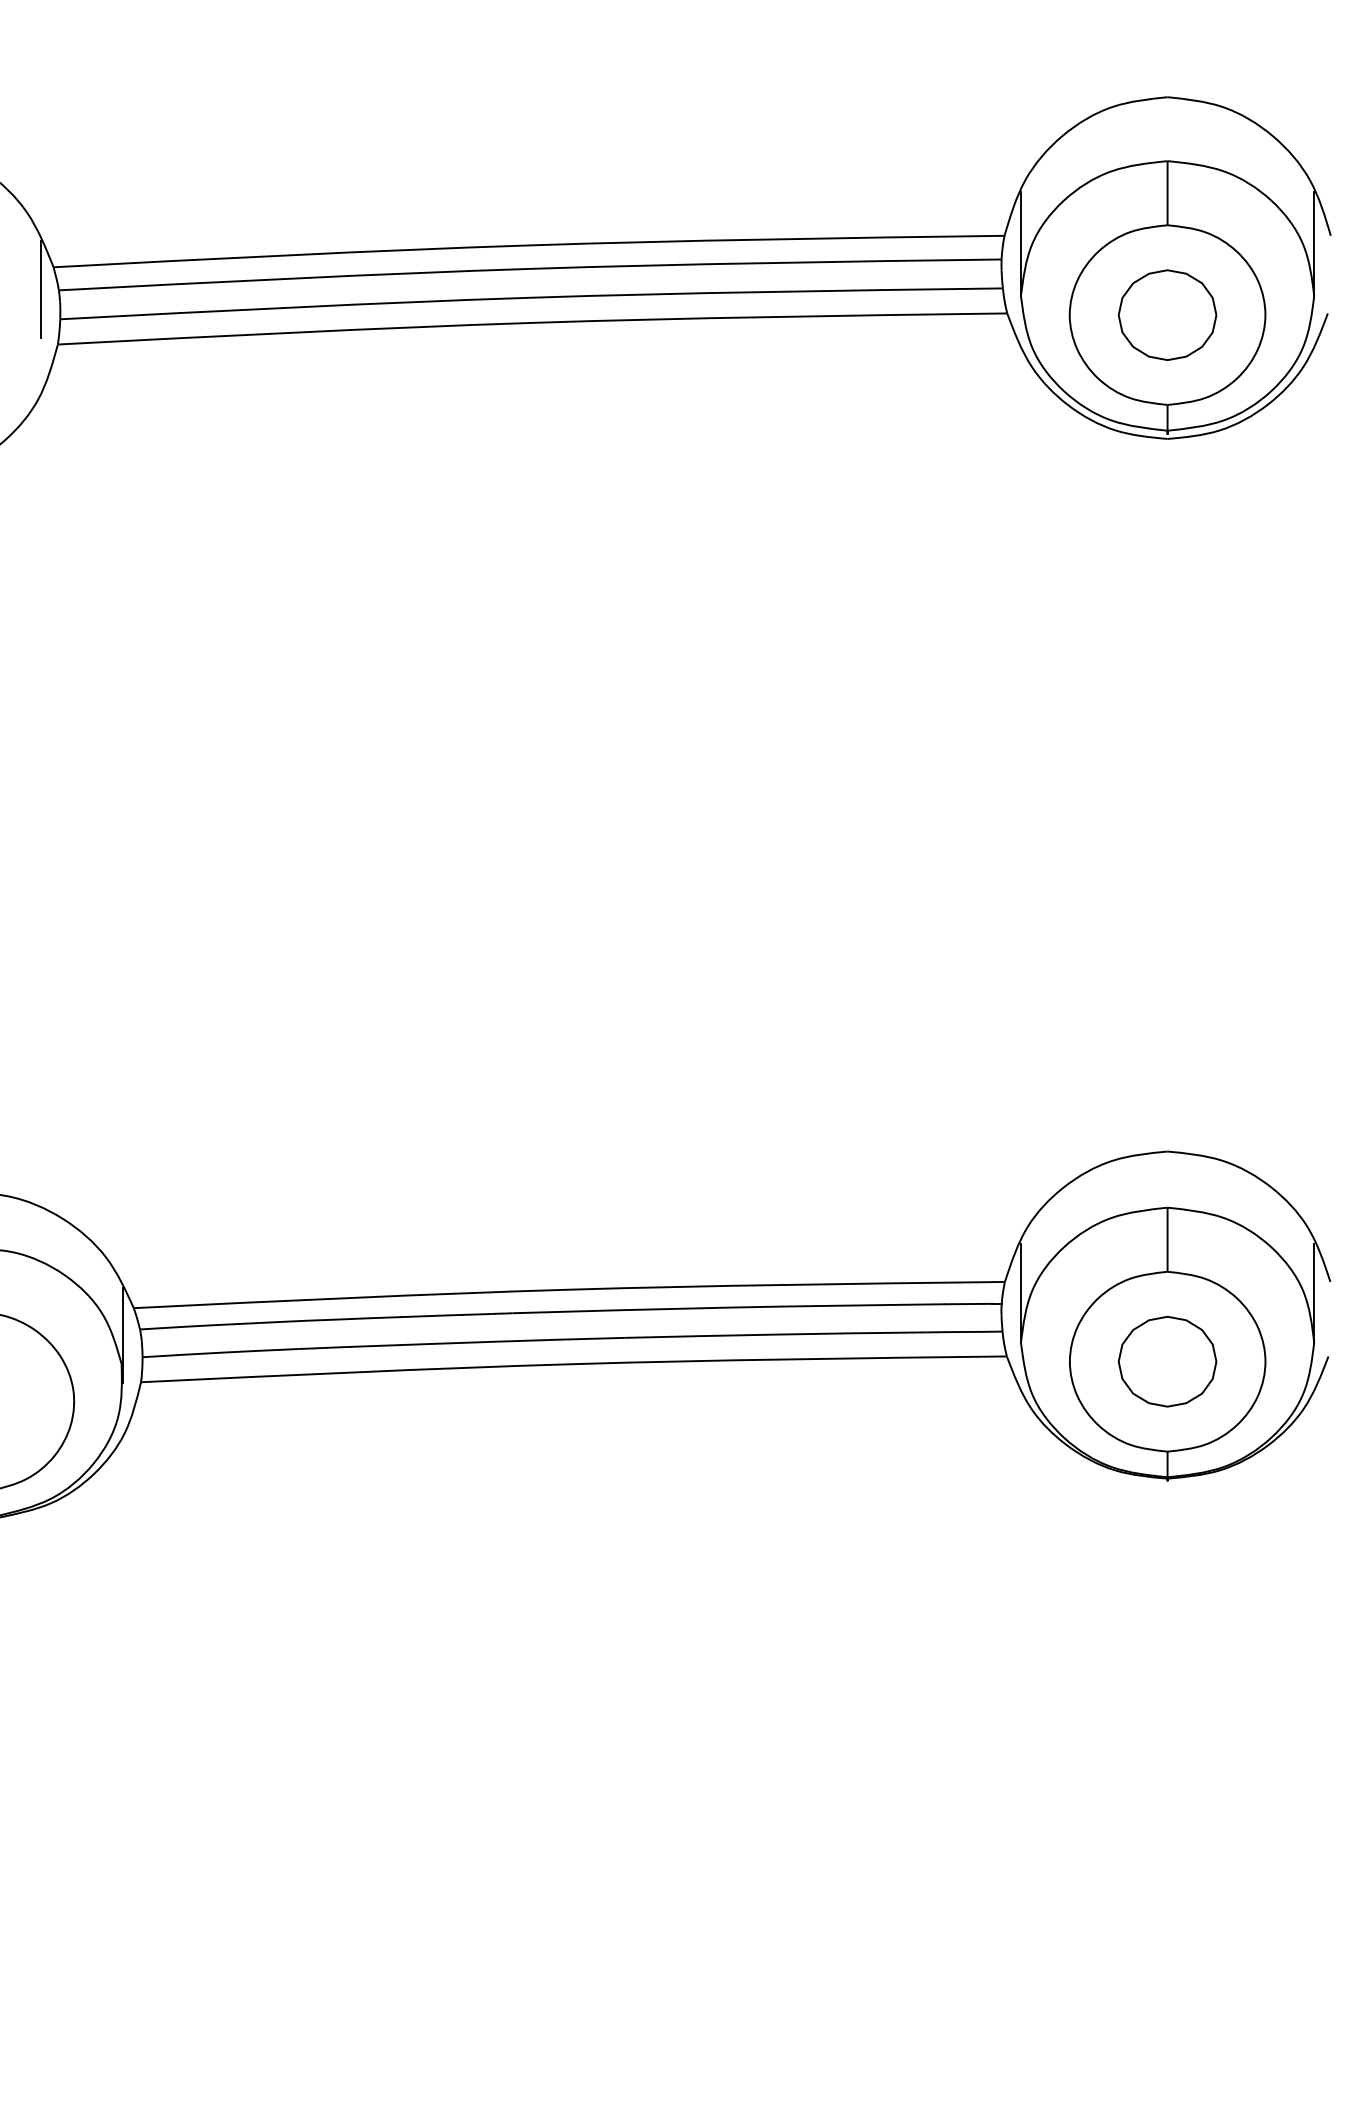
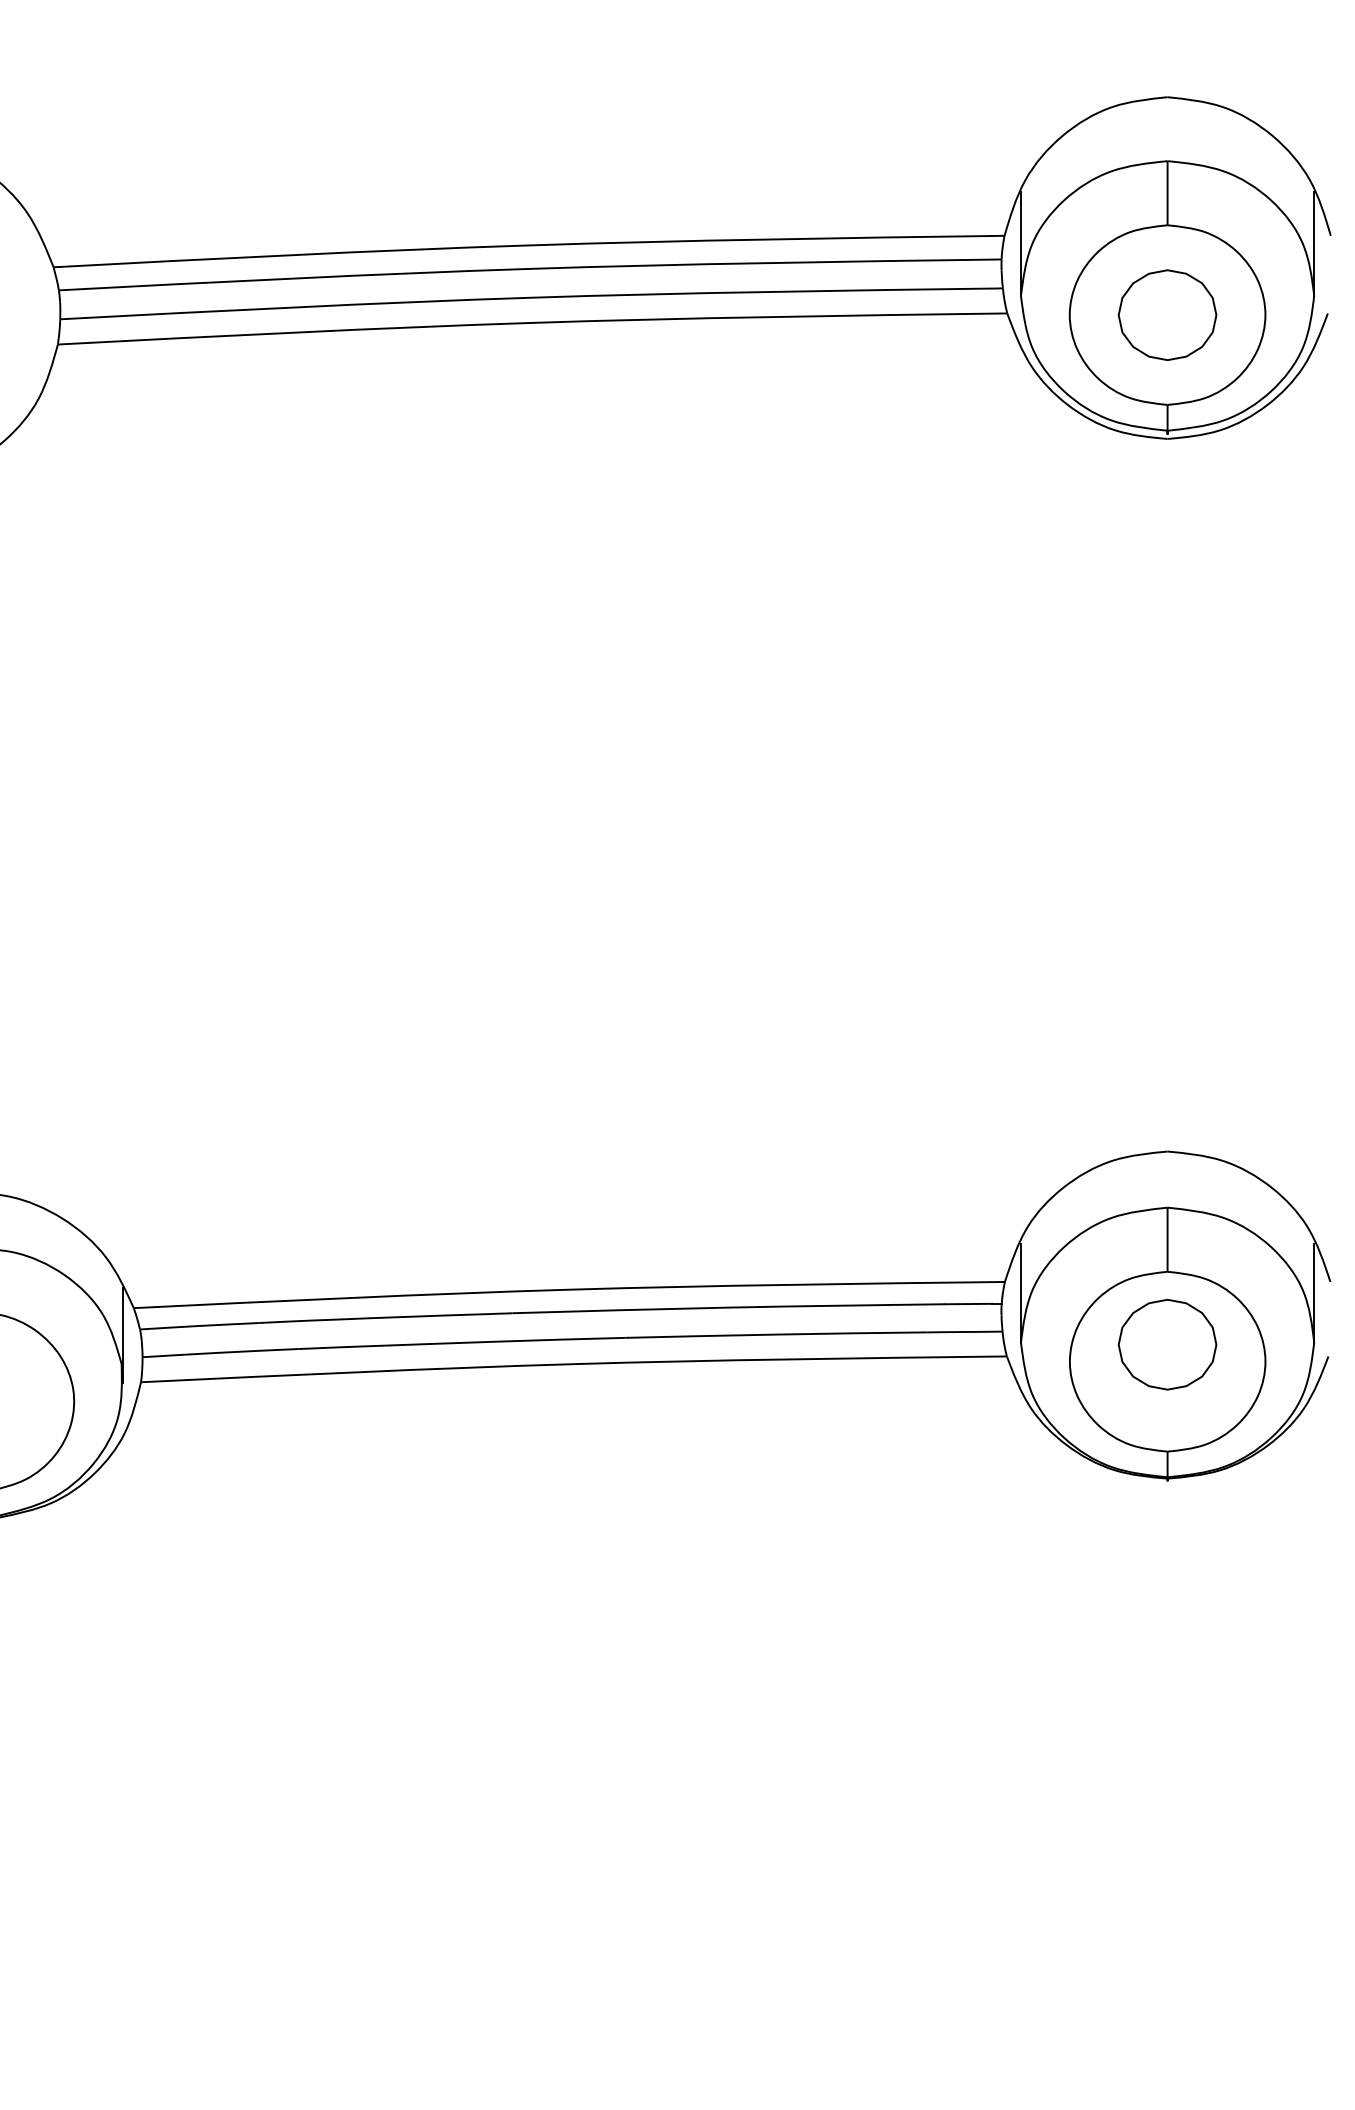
line: present -> none (40, 289)
part position: (1167, 1361) -> (1167, 1344) (1167, 1344)
